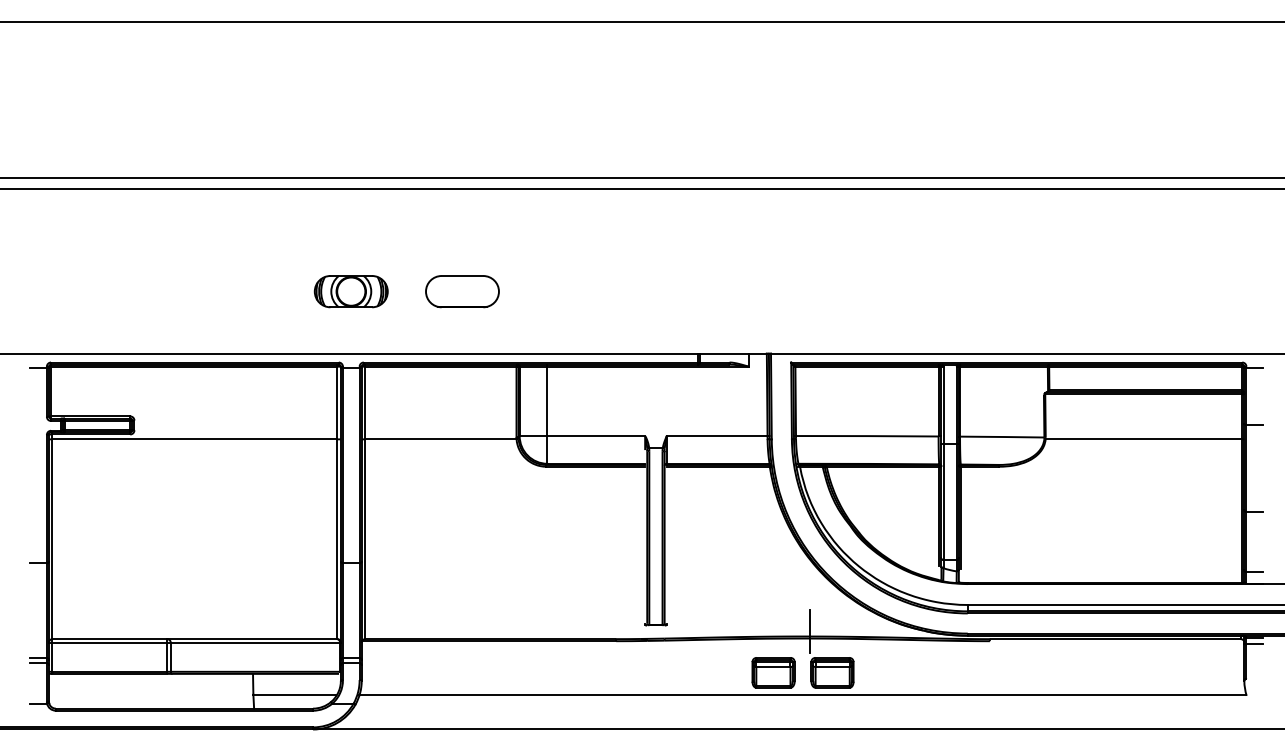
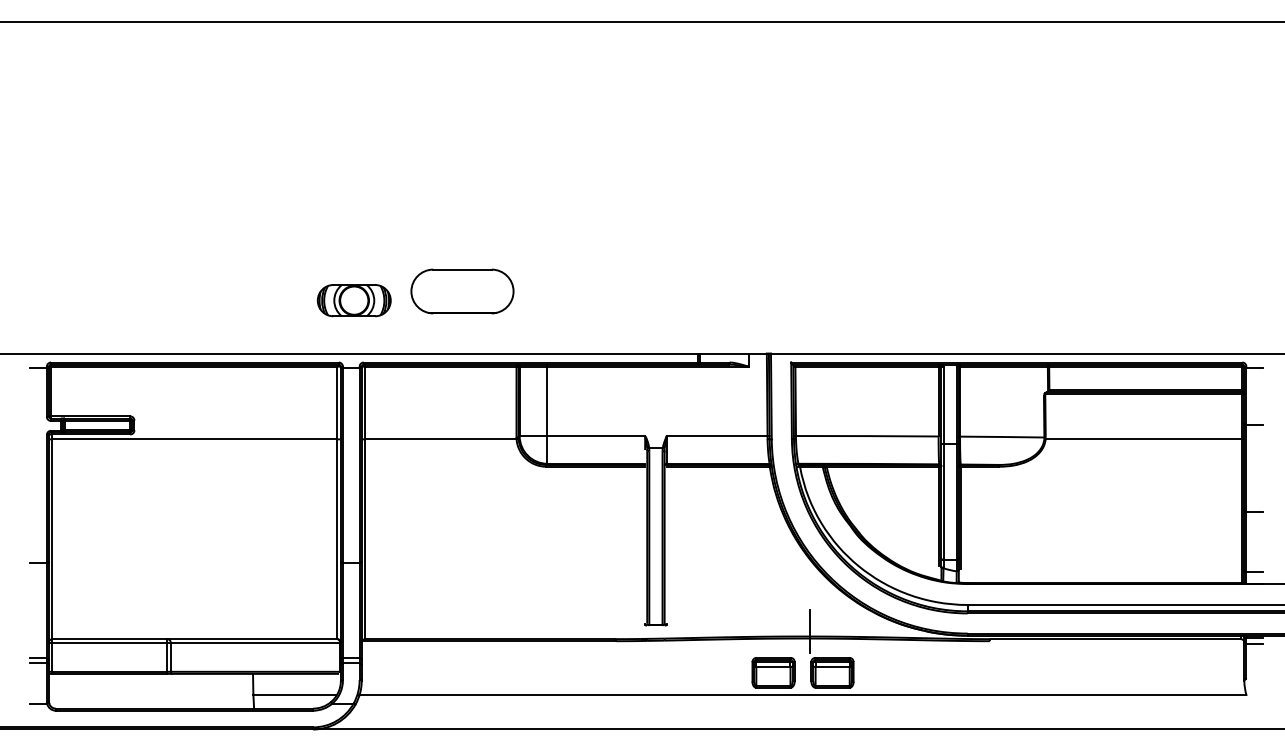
line: present -> none (641, 178)
line: present -> none (641, 189)
part position: (350, 291) -> (353, 300) (353, 300)
part size: 75x34 px -> 105x47 px (462, 291)
